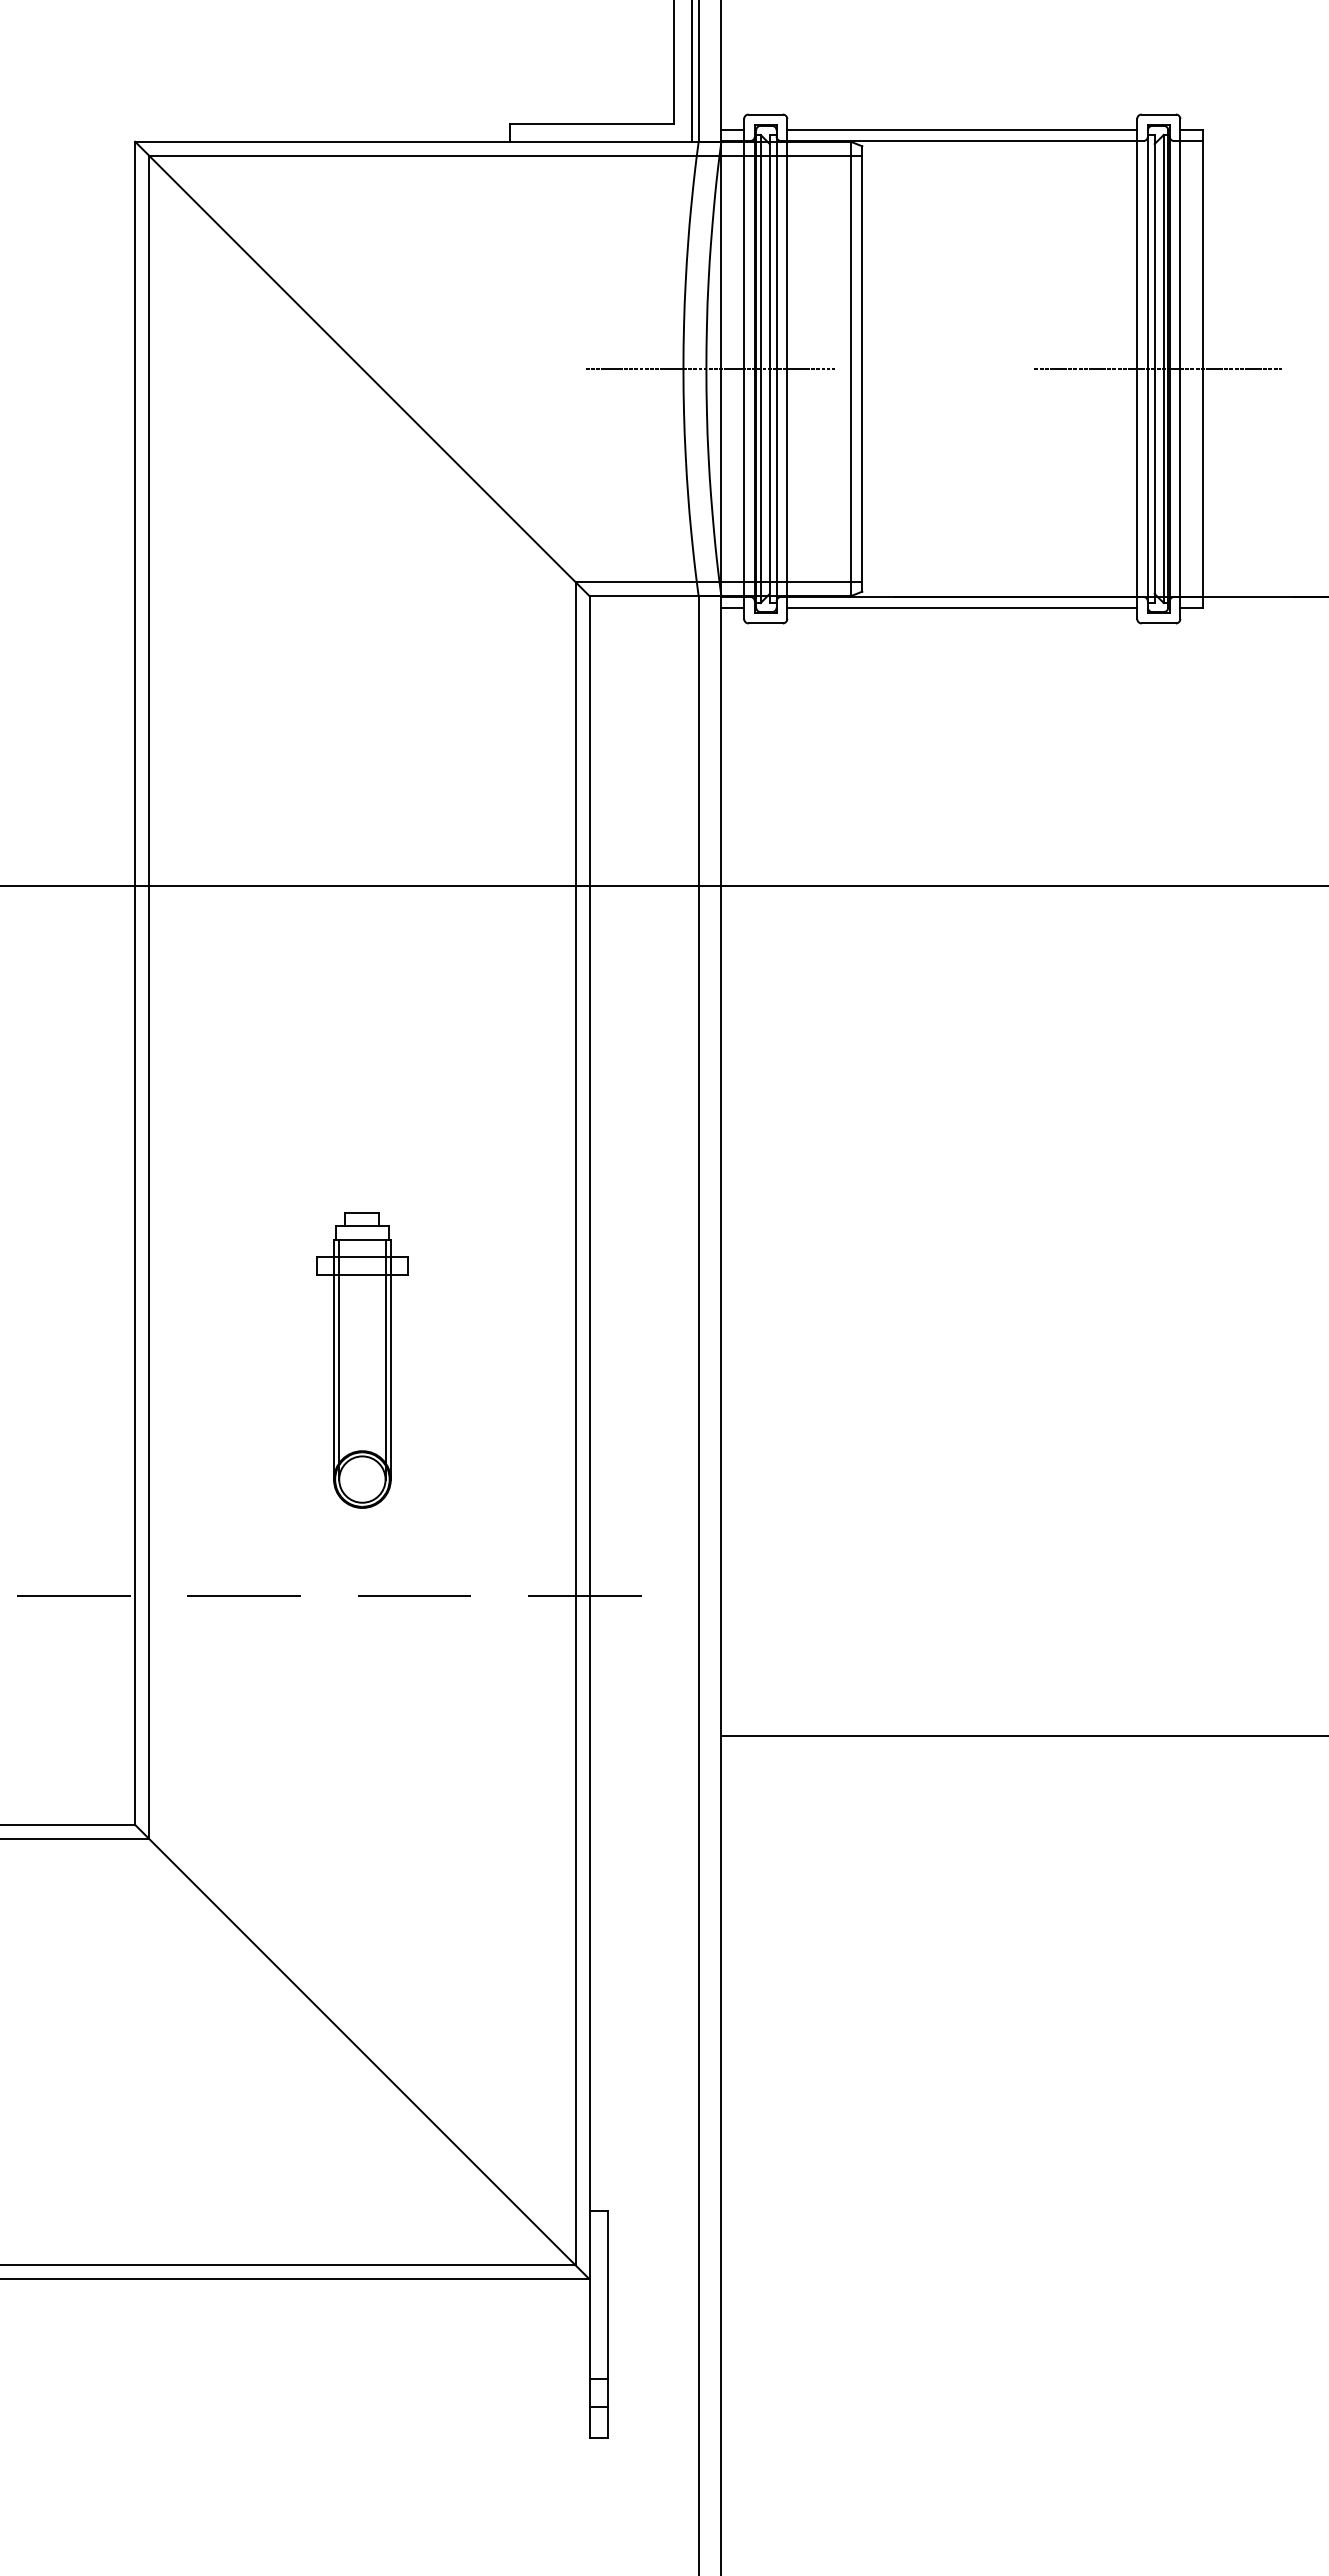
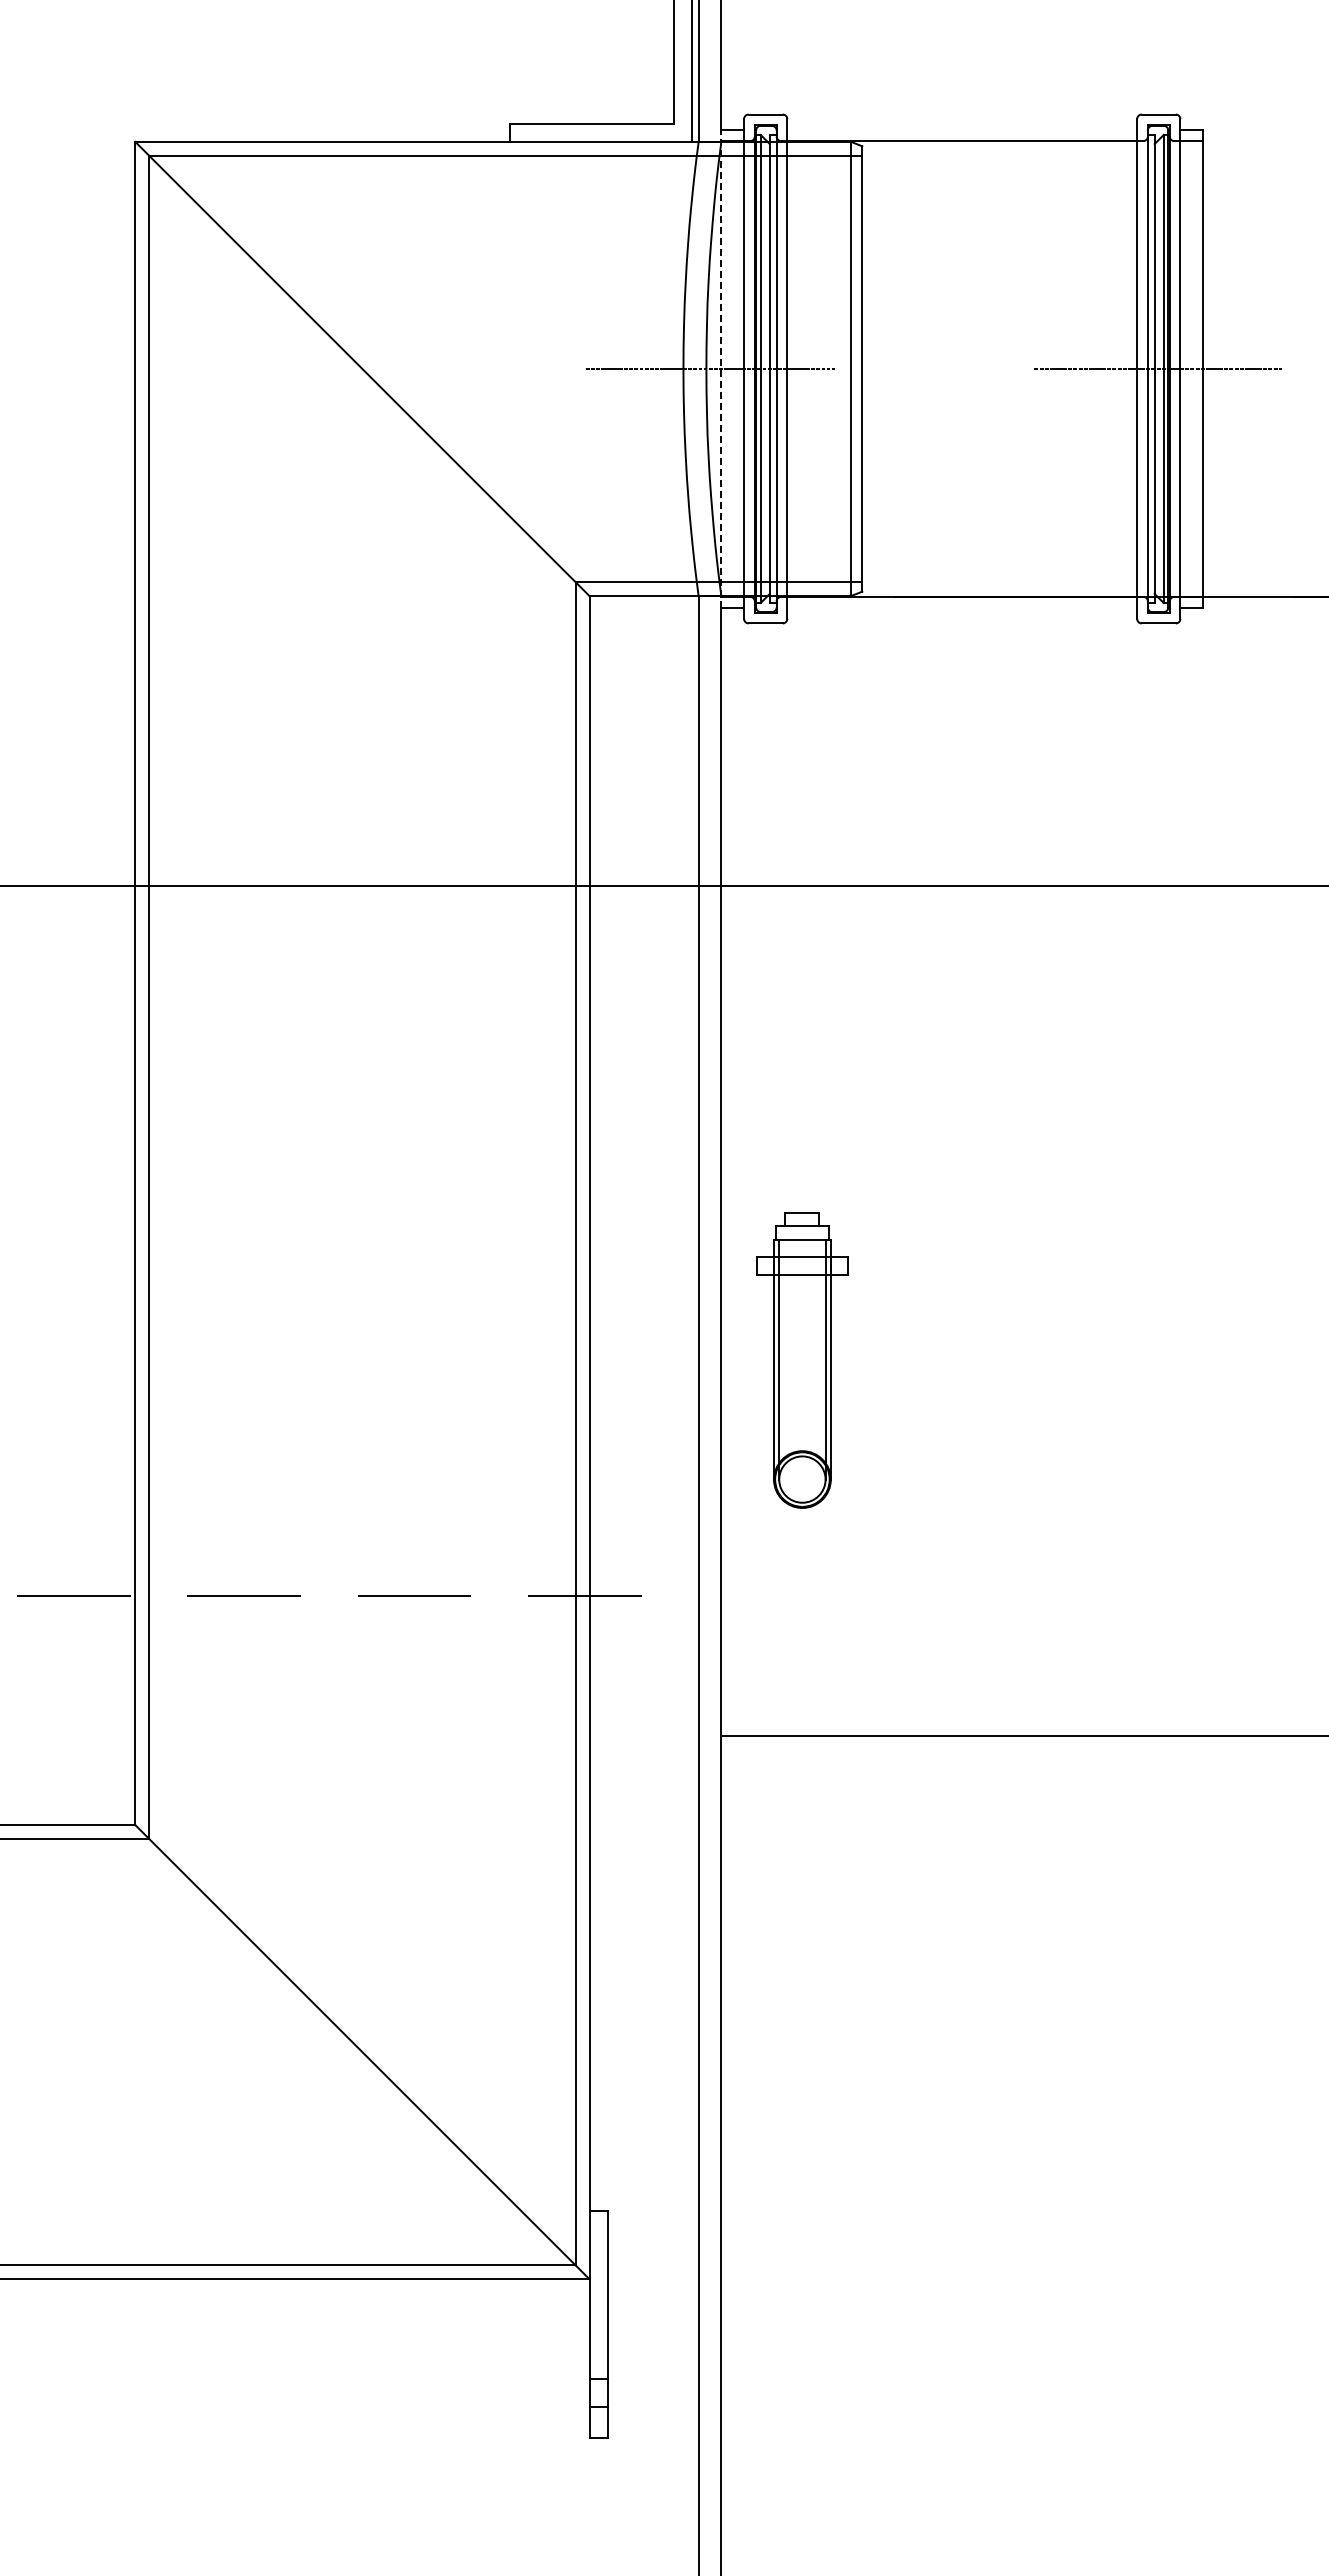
line: present -> none (962, 130)
line: solid -> dashed (721, 368)
line: present -> none (962, 607)
part position: (362, 1360) -> (802, 1360) (802, 1360)
